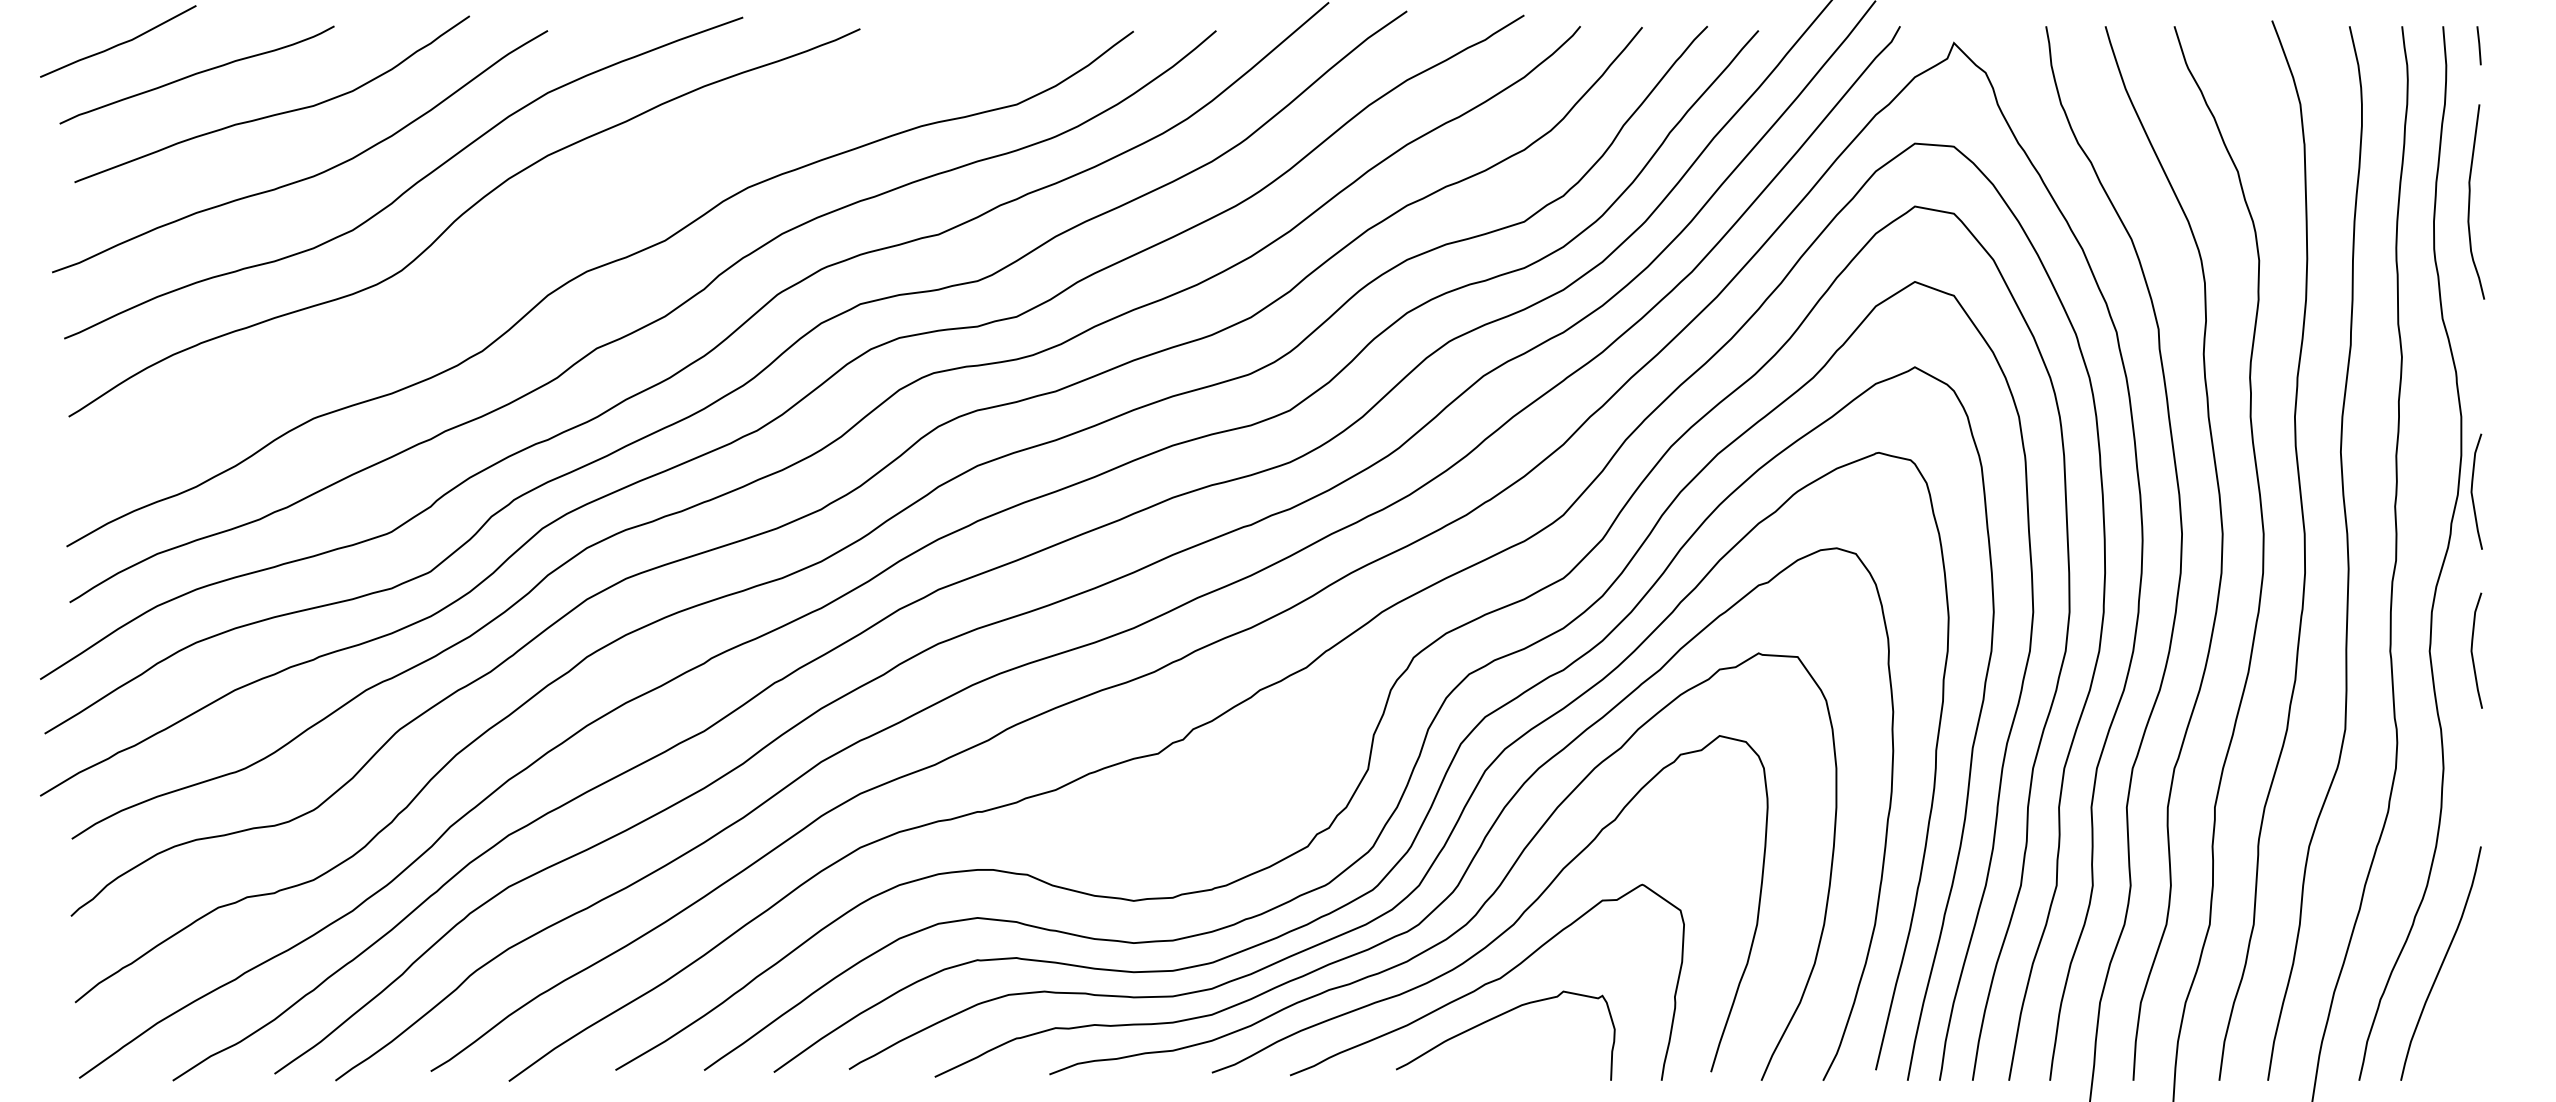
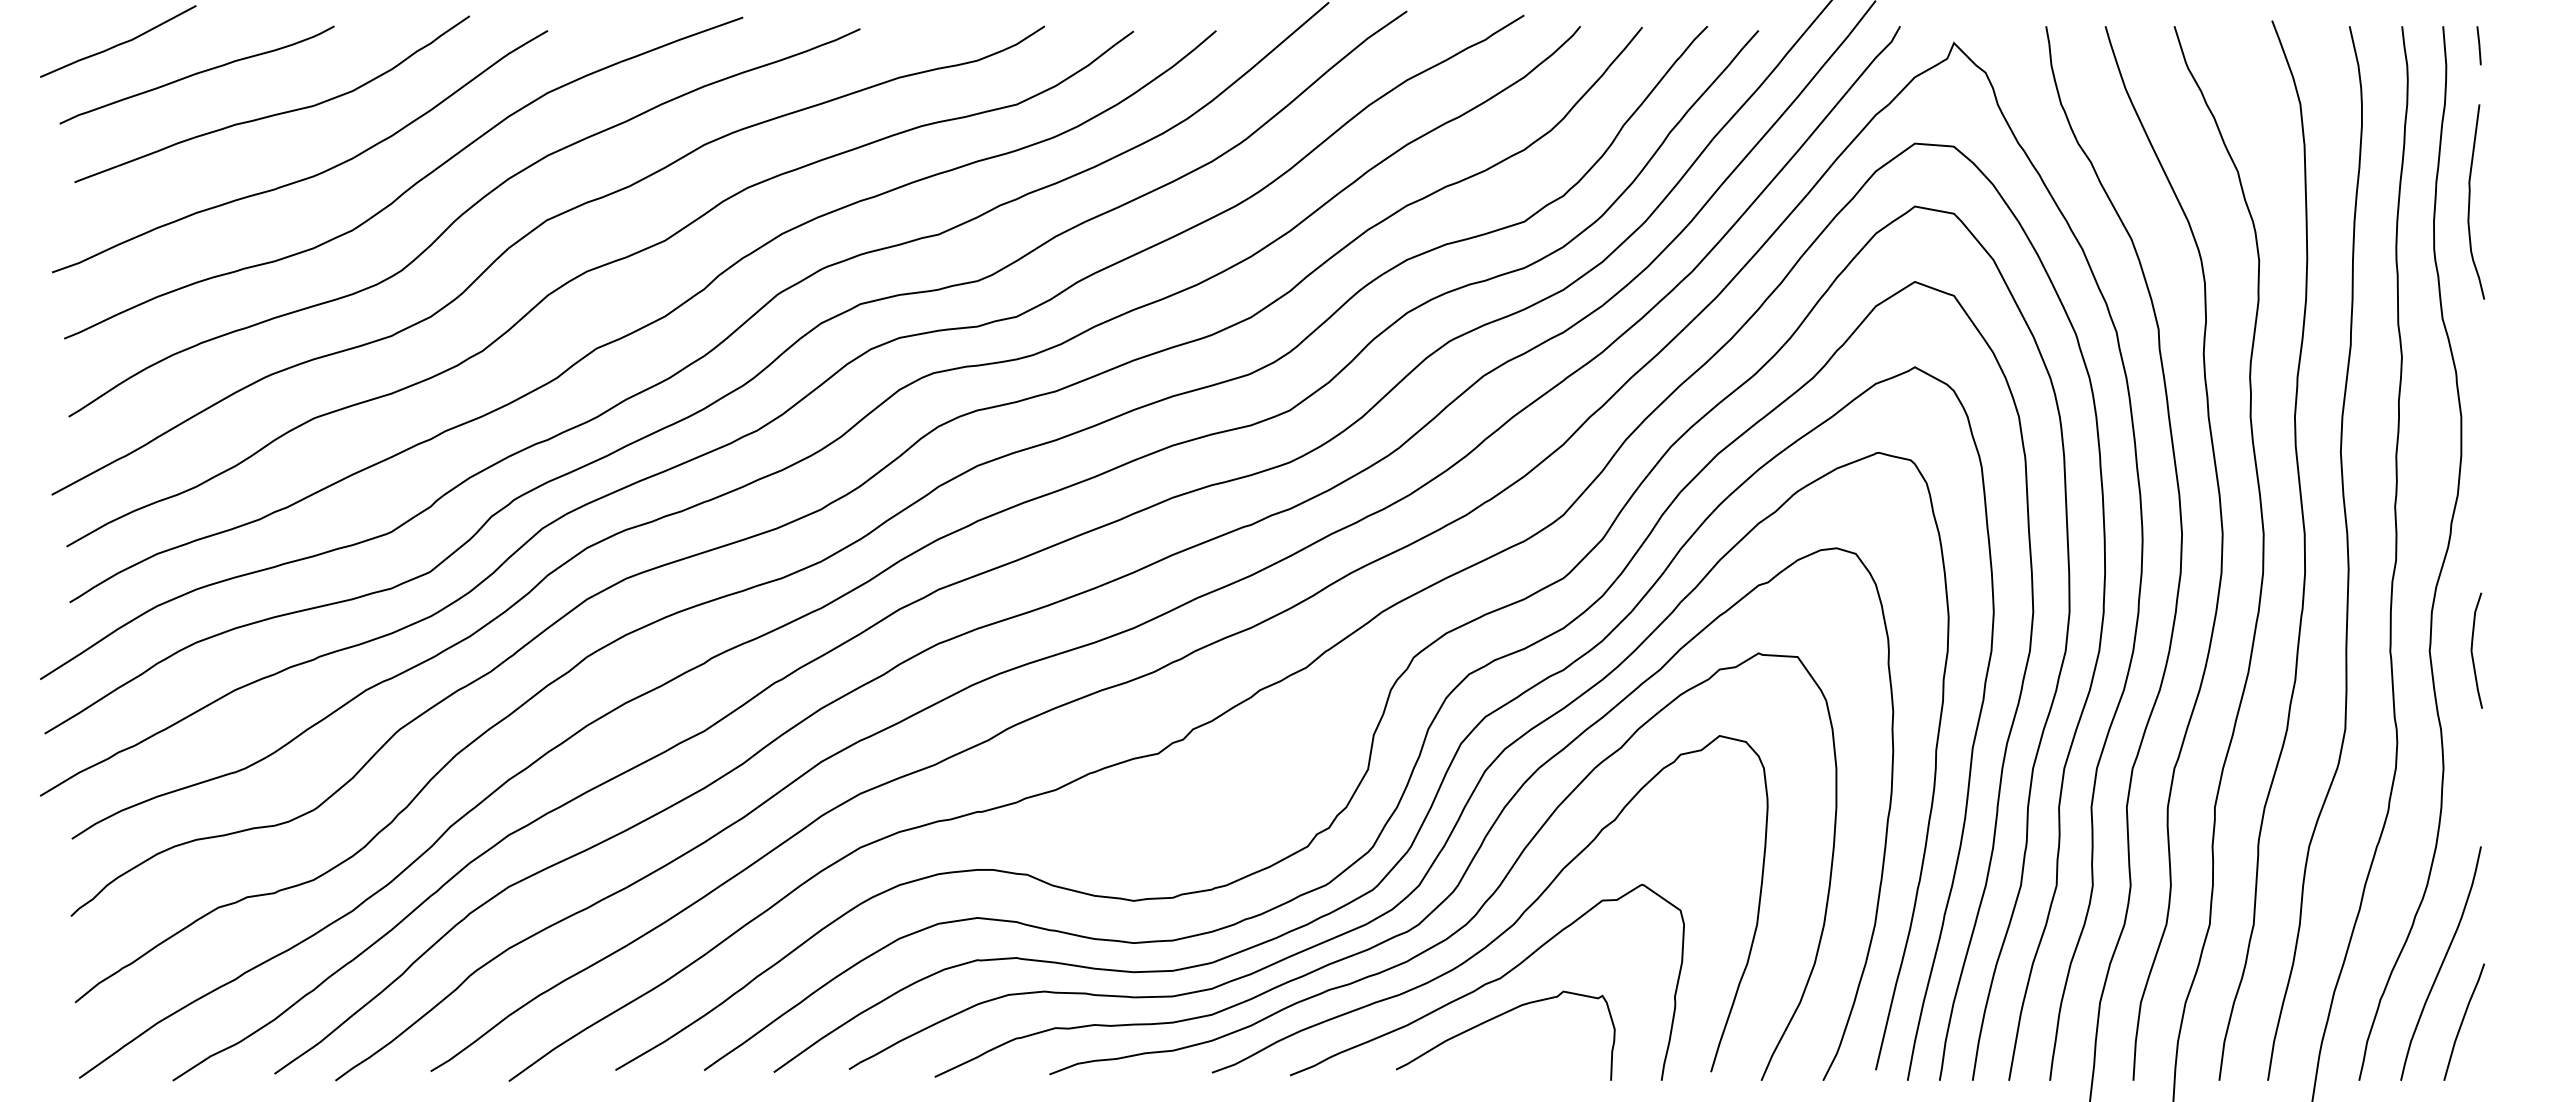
curve: none -> present (529, 234)
curve: present -> none (2472, 491)
line: none -> present (2463, 1021)
